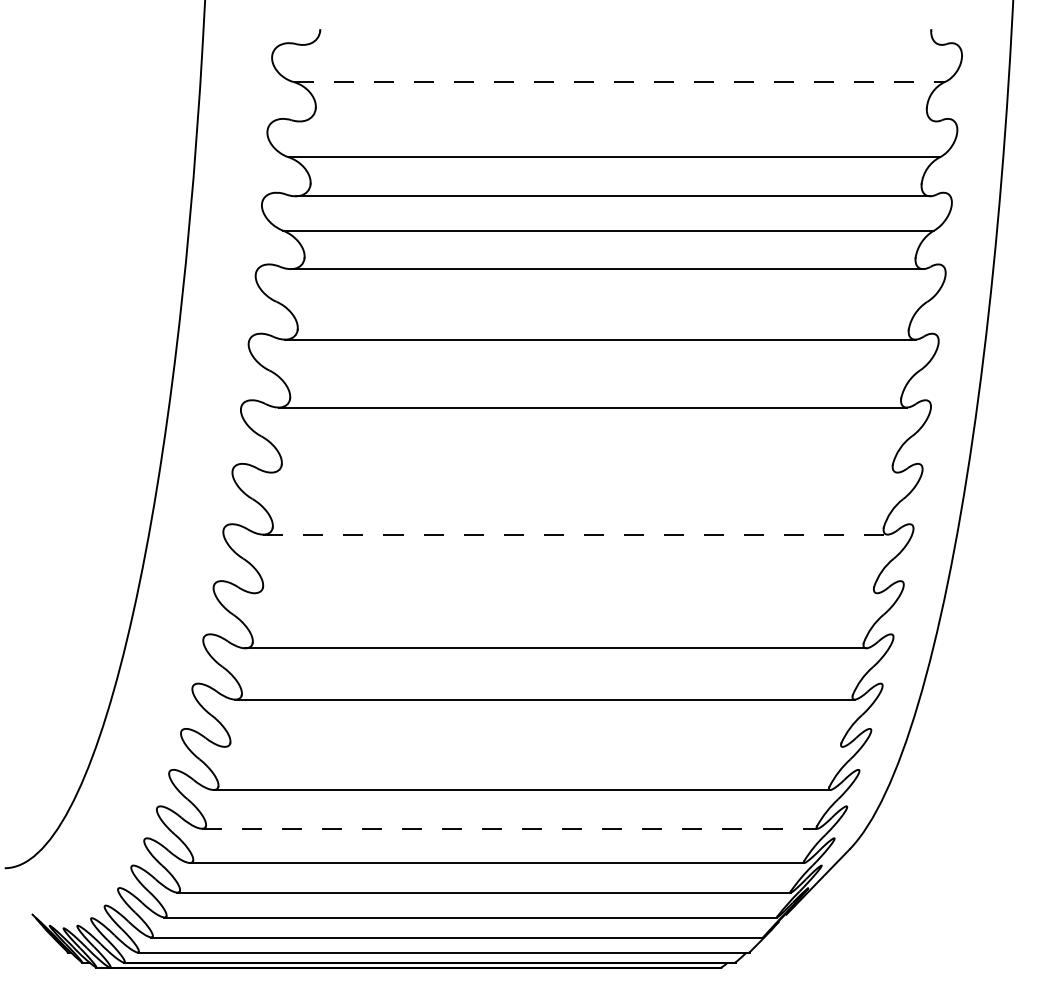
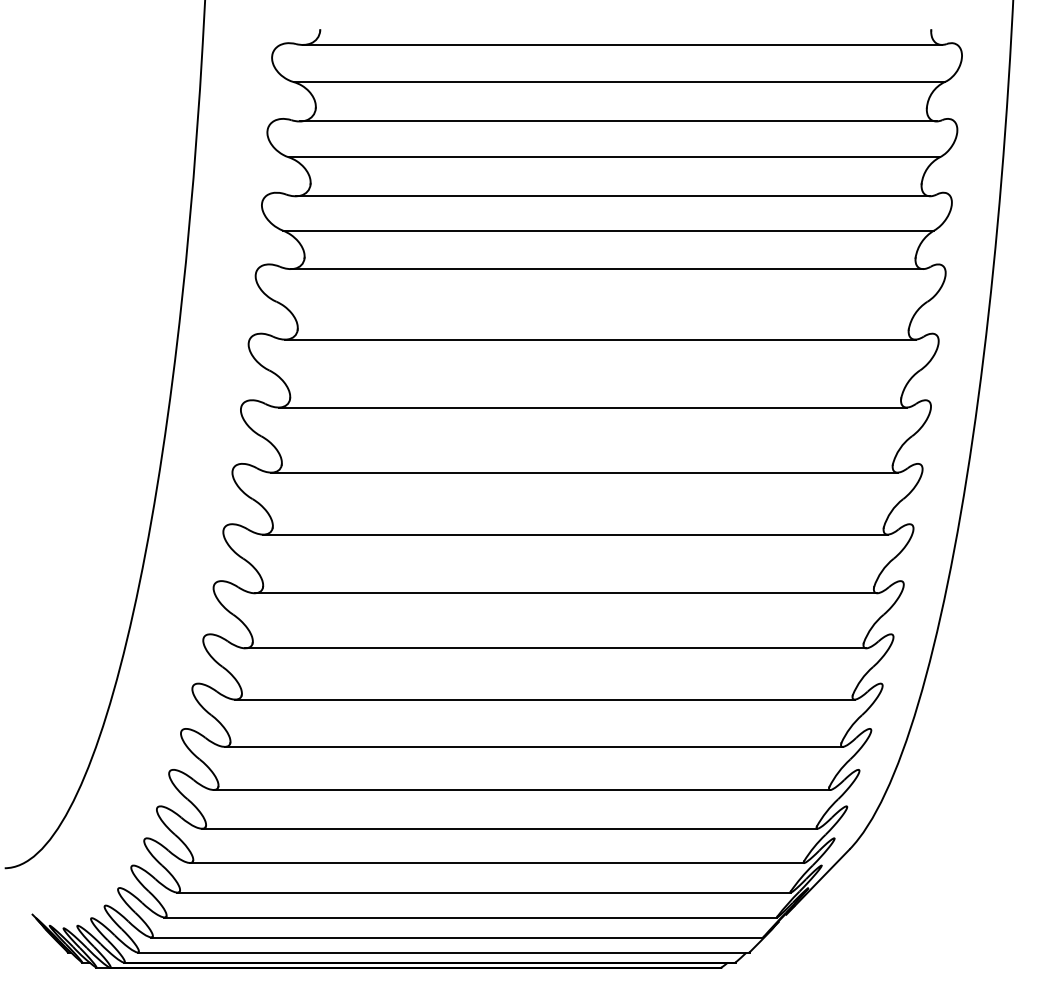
line: none -> present (622, 44)
line: dashed -> solid (619, 82)
line: none -> present (617, 121)
line: none -> present (584, 472)
line: dashed -> solid (576, 534)
line: none -> present (565, 593)
line: none -> present (533, 746)
line: dashed -> solid (509, 828)
